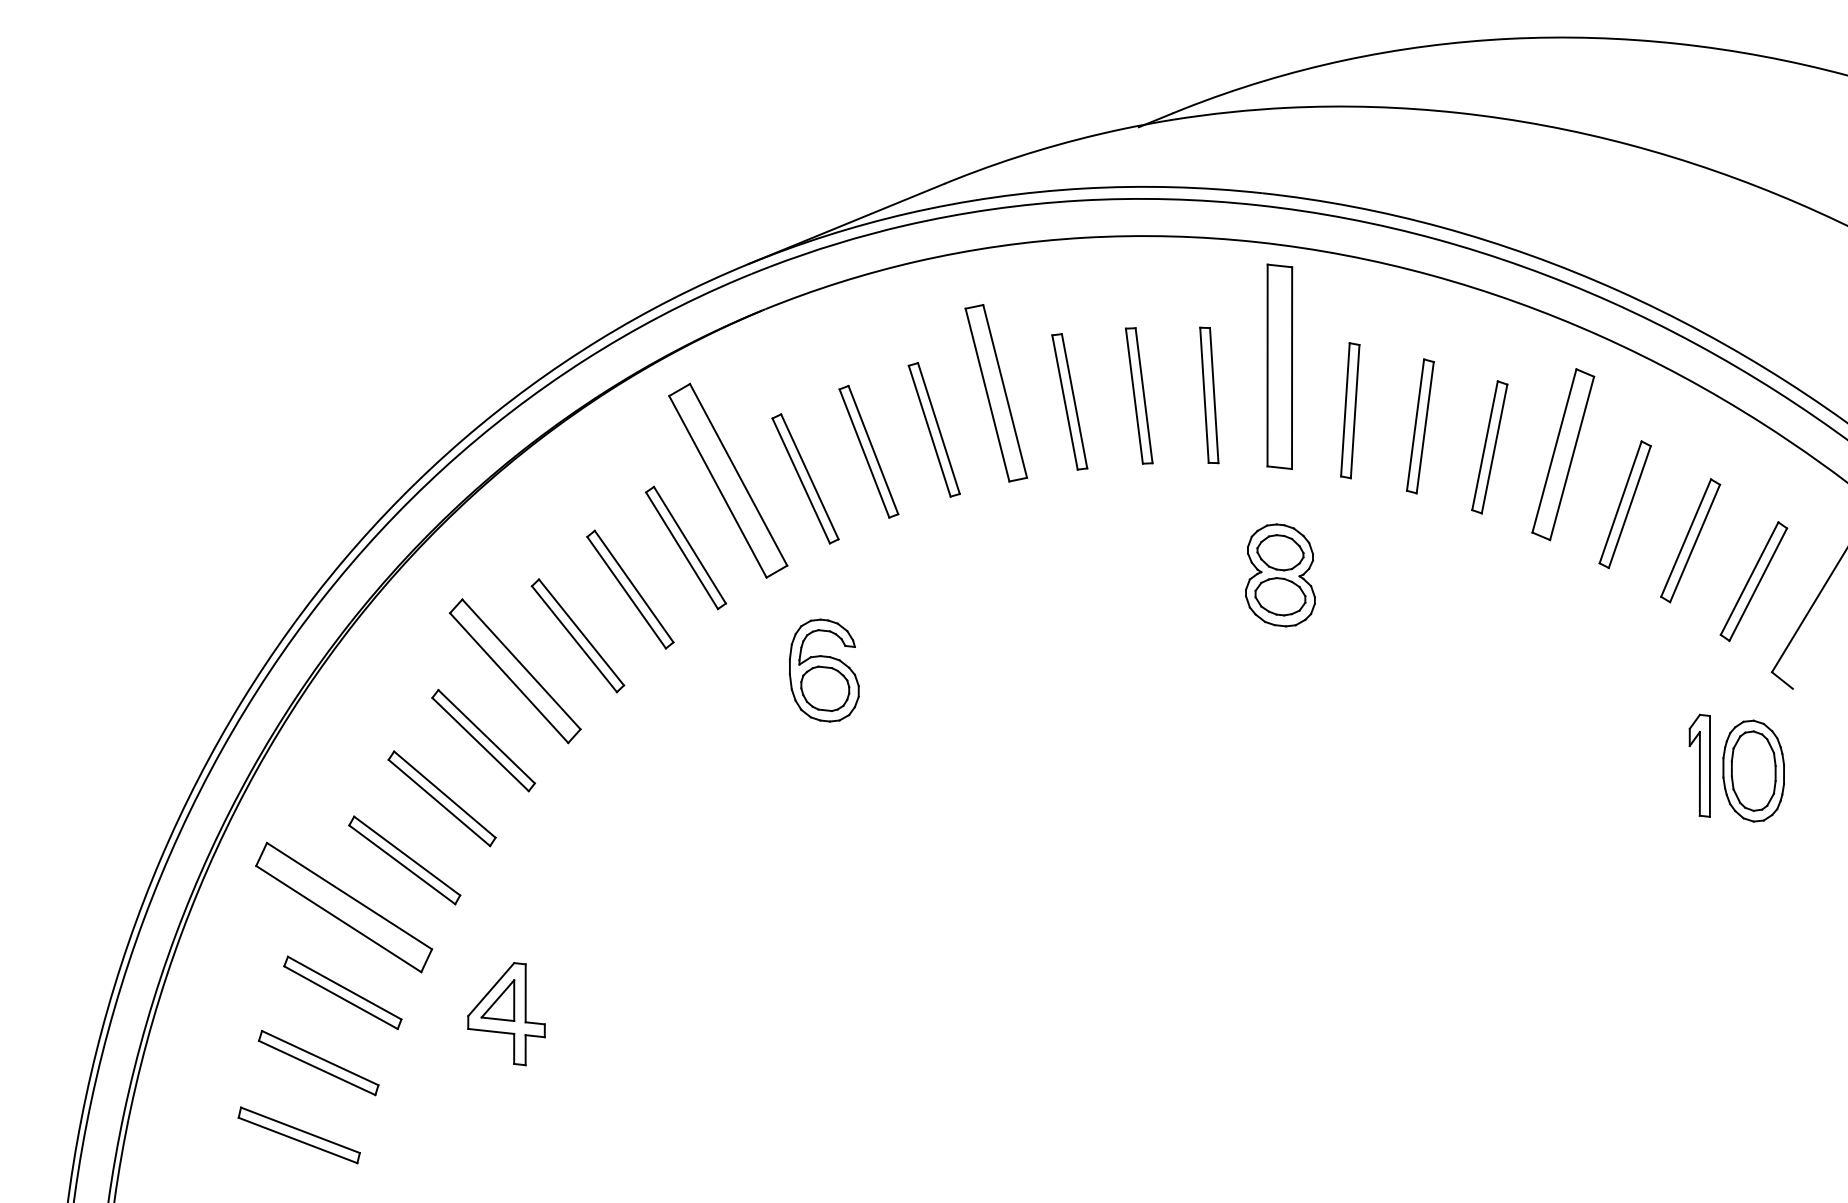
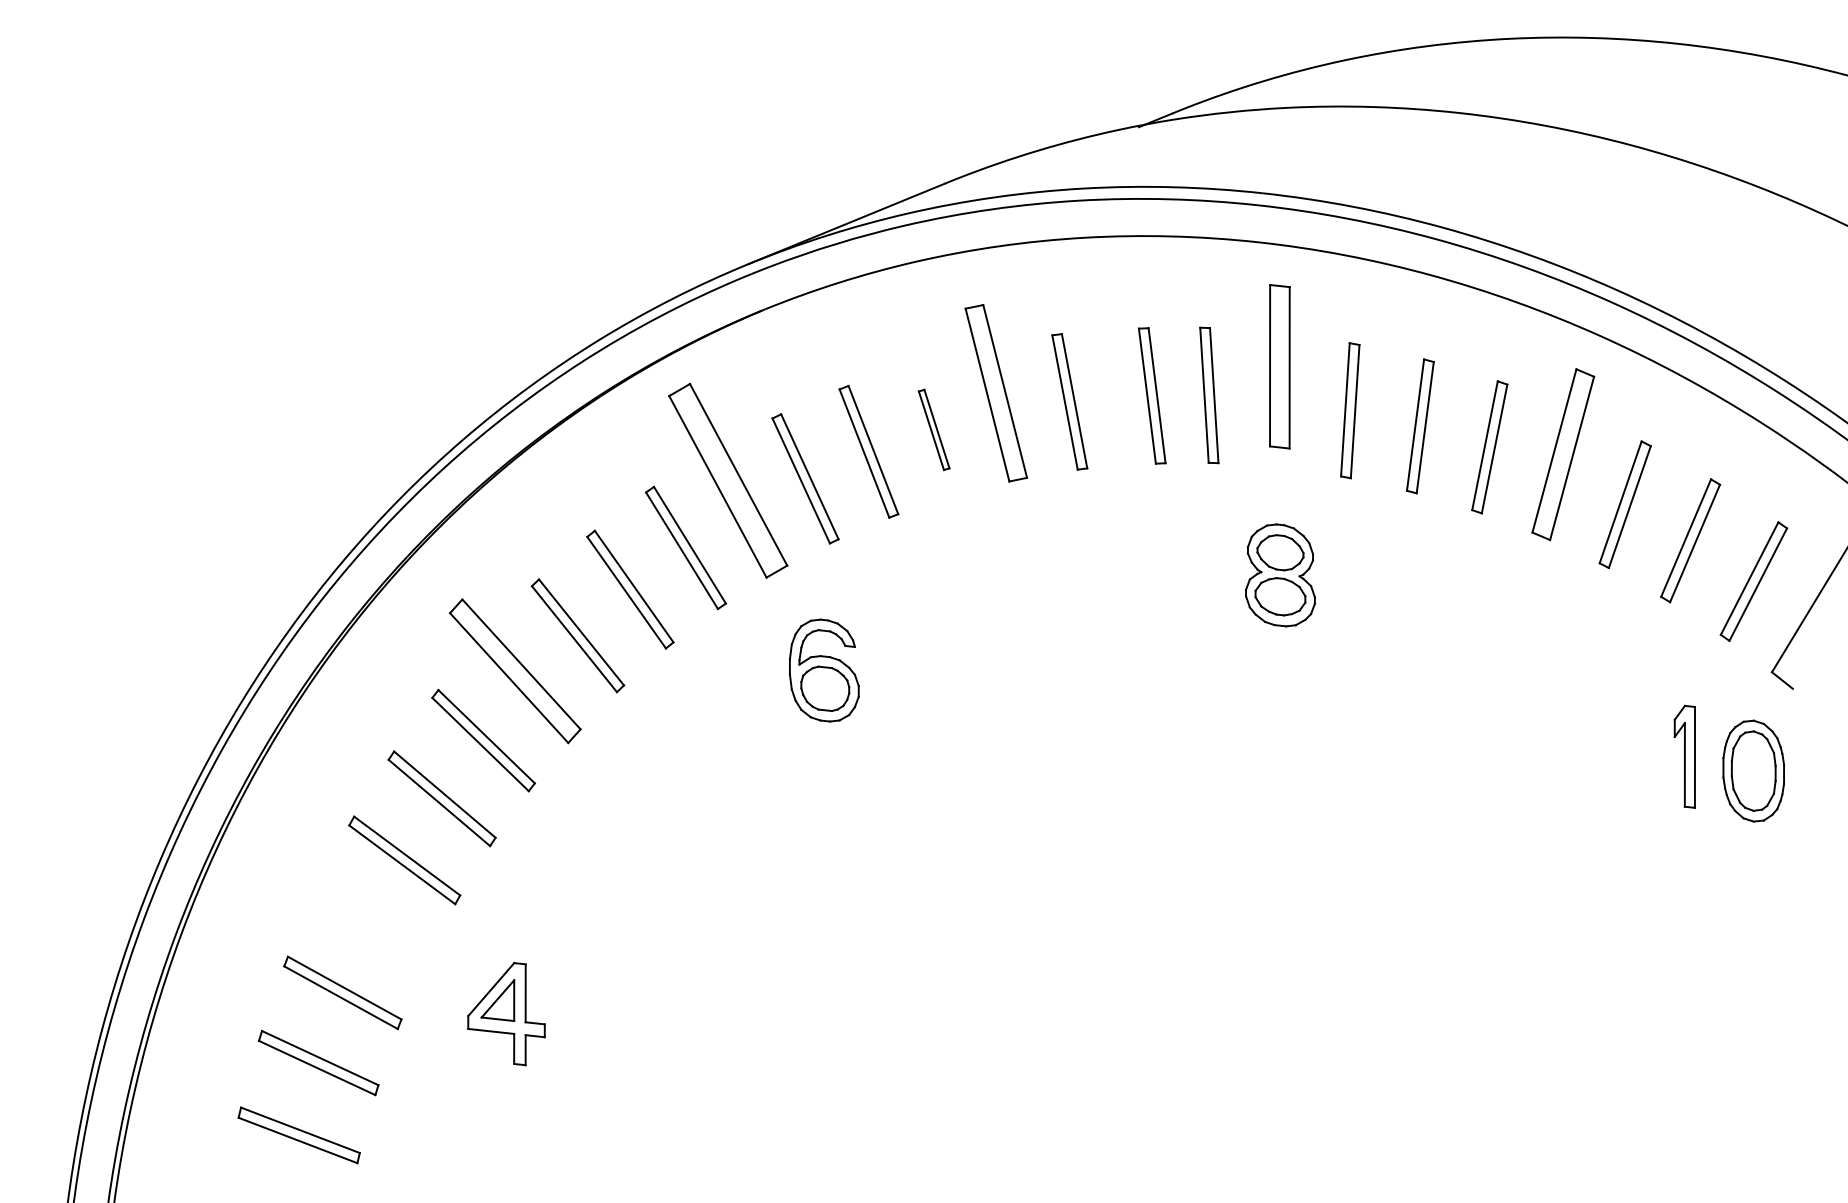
part size: 28x207 px -> 22x166 px (1279, 366)
part position: (1139, 395) -> (1152, 395) (1152, 395)
part size: 54x136 px -> 34x84 px (933, 429)
part position: (1699, 765) -> (1684, 756) (1684, 756)
part: present -> none (344, 907)
